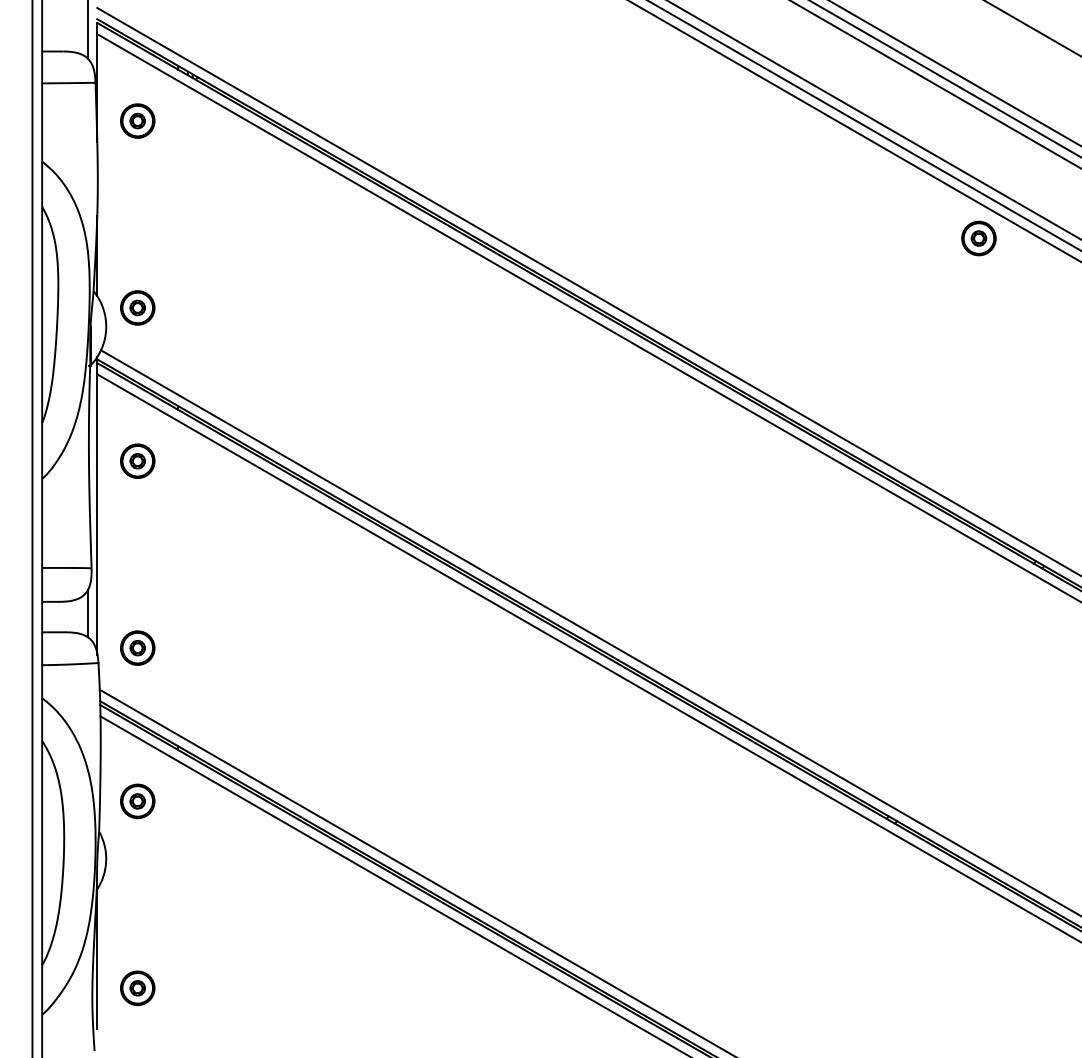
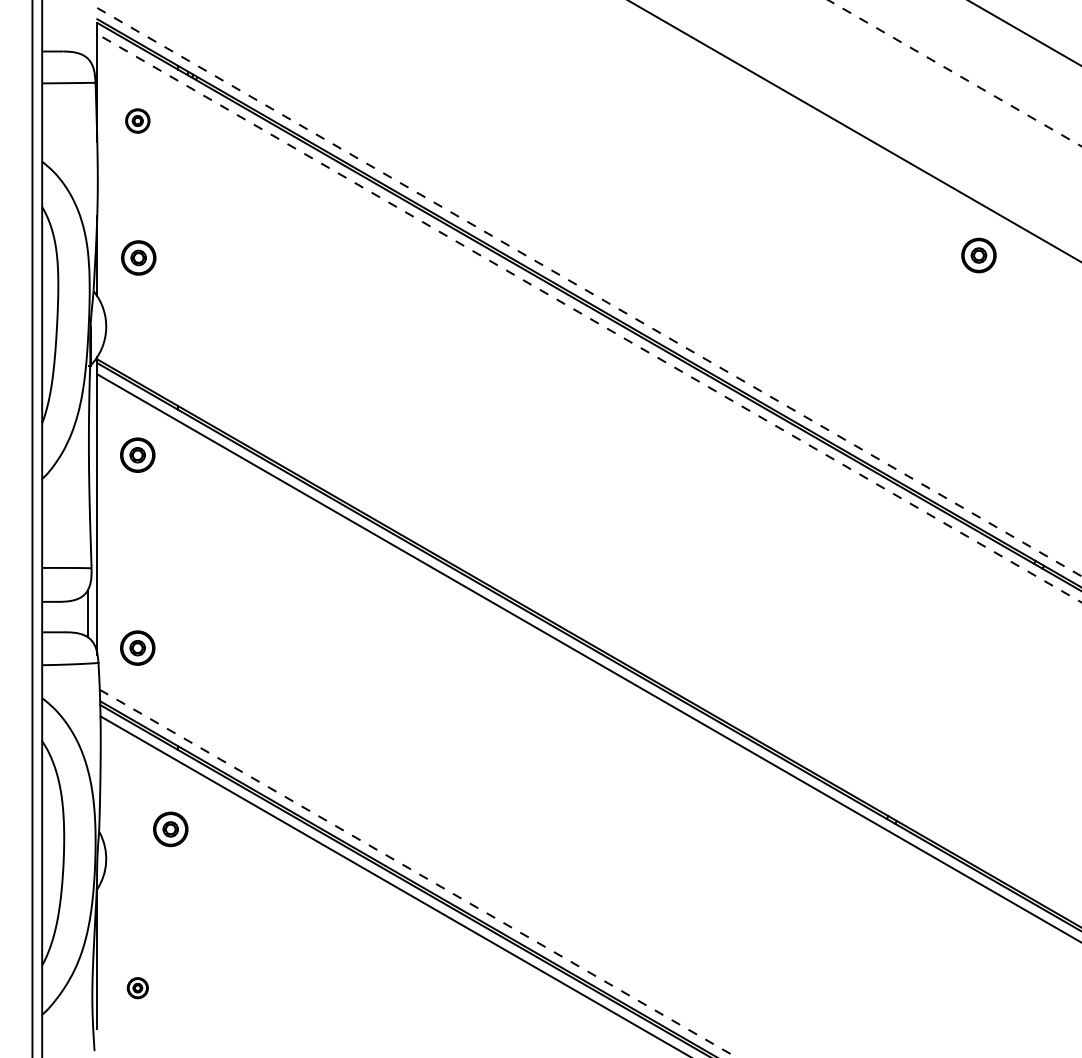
line position: (1032, 28) -> (1024, 33) (1024, 33)
line: present -> none (87, 30)
line: solid -> dashed (954, 73)
line: present -> none (945, 78)
line: present -> none (935, 84)
part size: 36x36 px -> 26x26 px (137, 120)
line: present -> none (873, 120)
line: present -> none (864, 125)
part position: (978, 238) -> (978, 255) (978, 255)
line: solid -> dashed (590, 292)
part position: (137, 307) -> (138, 257) (138, 257)
line: solid -> dashed (589, 318)
part position: (137, 460) -> (137, 454) (137, 454)
line: present -> none (589, 632)
part position: (137, 801) -> (170, 829) (170, 829)
line: solid -> dashed (418, 873)
part size: 36x36 px -> 23x23 px (137, 988)
